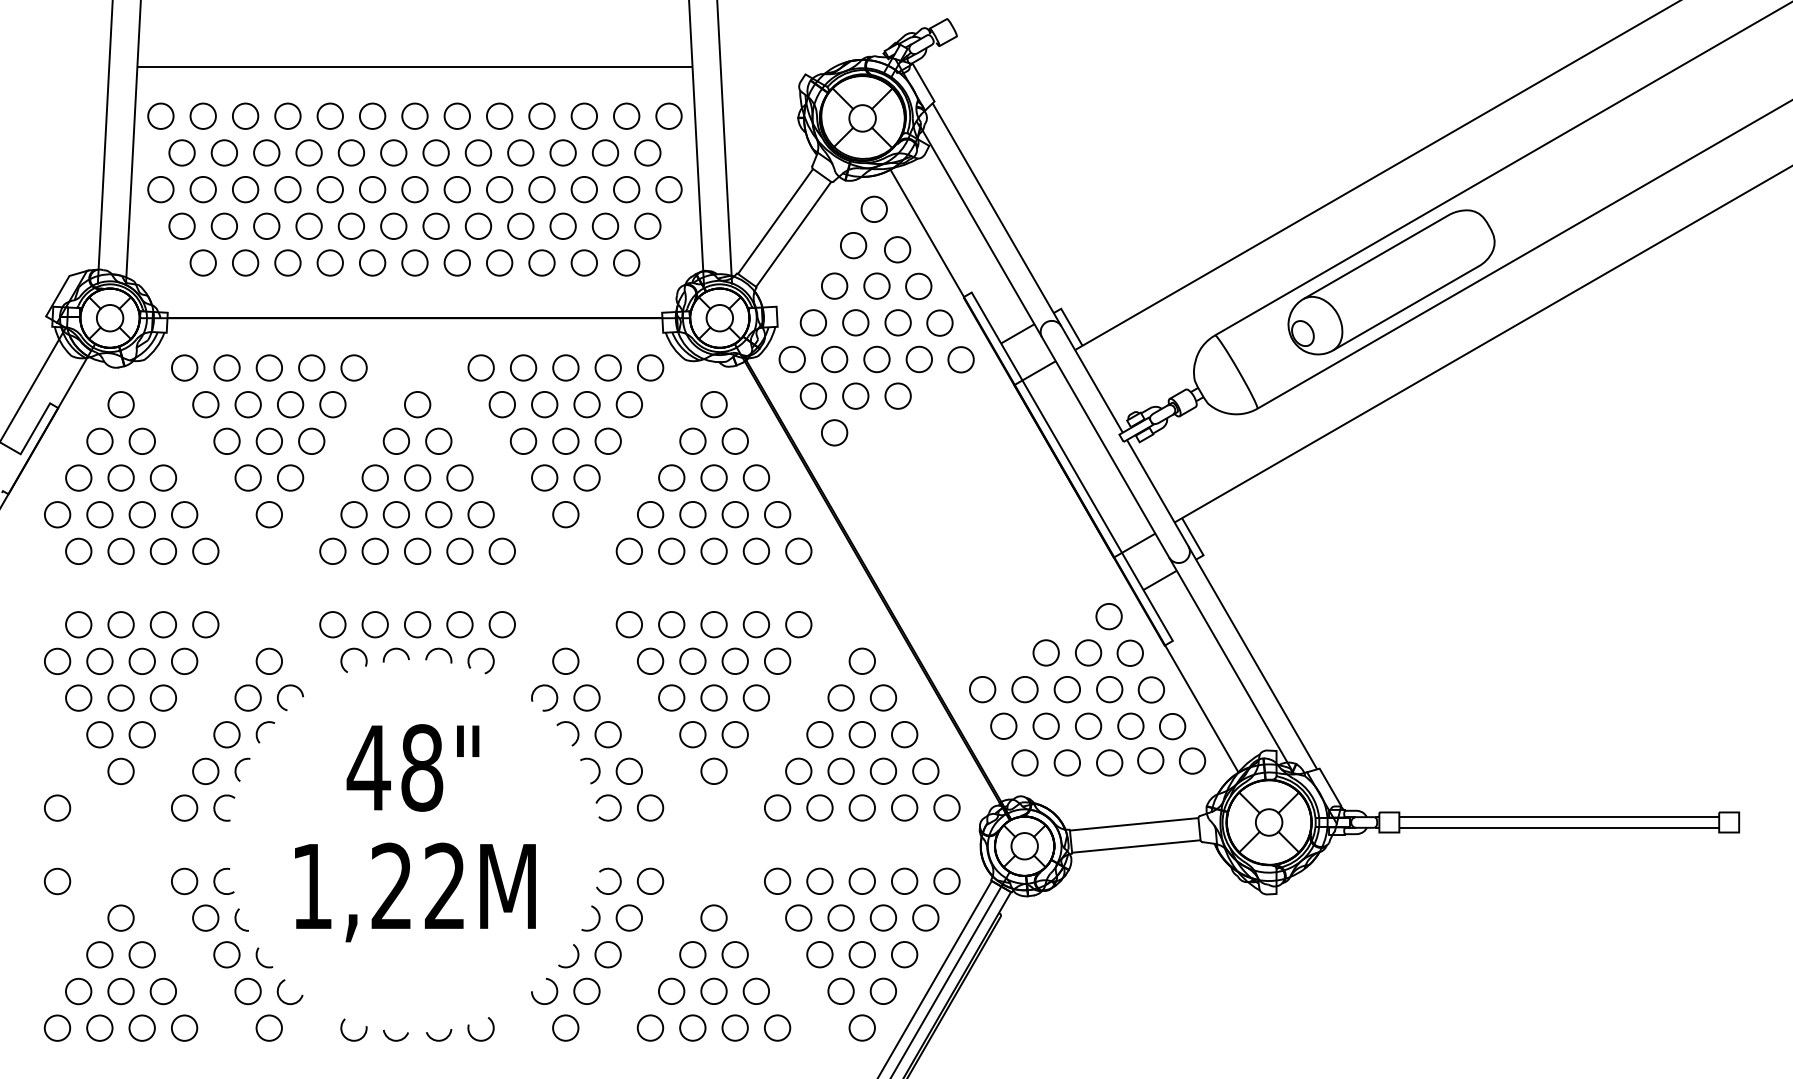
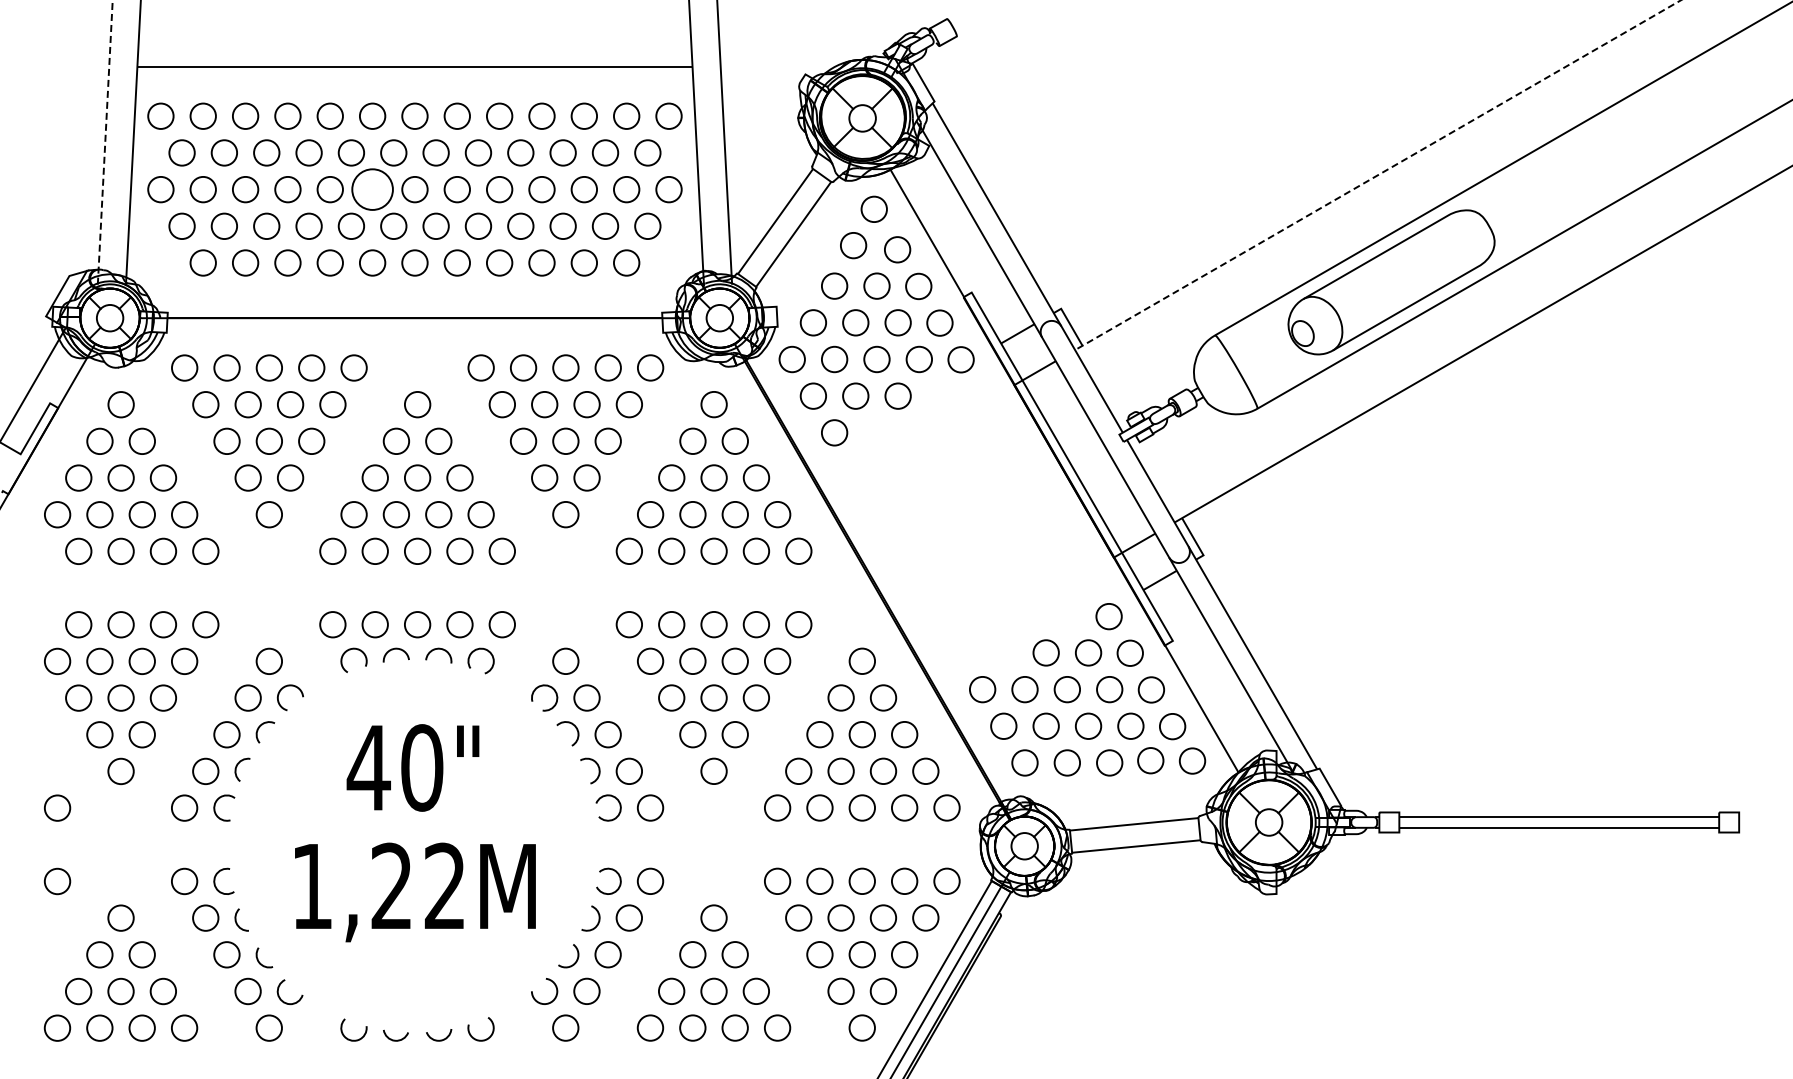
line: solid -> dashed (105, 141)
line: solid -> dashed (1378, 175)
circle diameter: 25 px -> 41 px (372, 189)
text: 48" -> 40" (422, 767)
